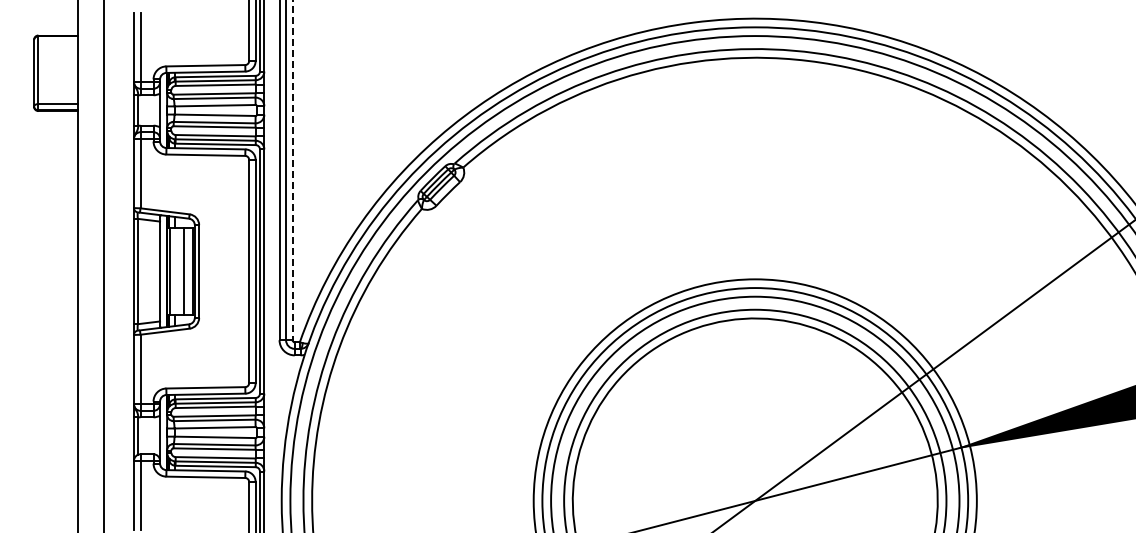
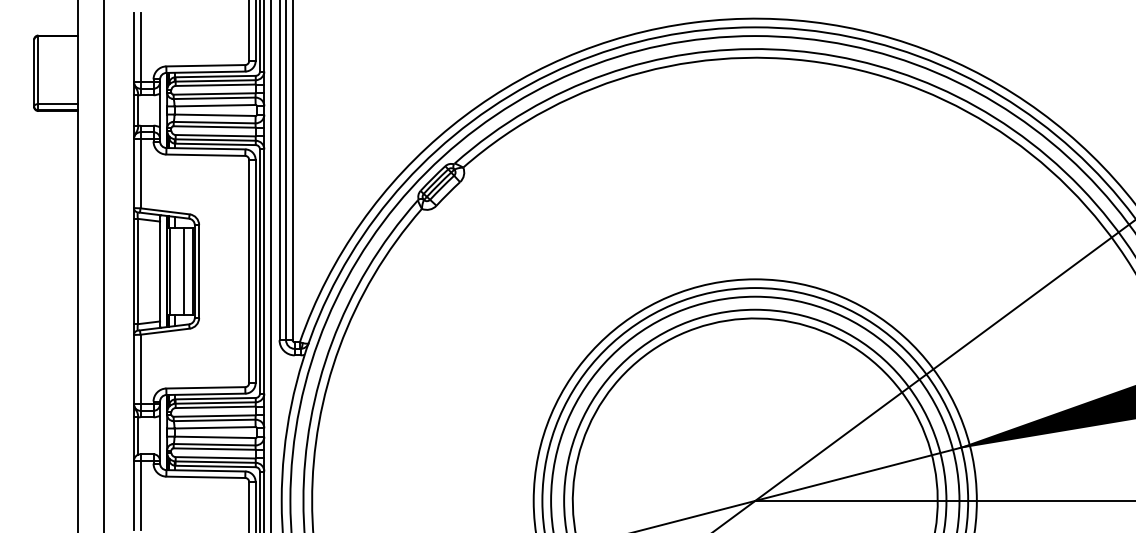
line: dashed -> solid (292, 170)
line: none -> present (270, 265)
line: none -> present (943, 500)
